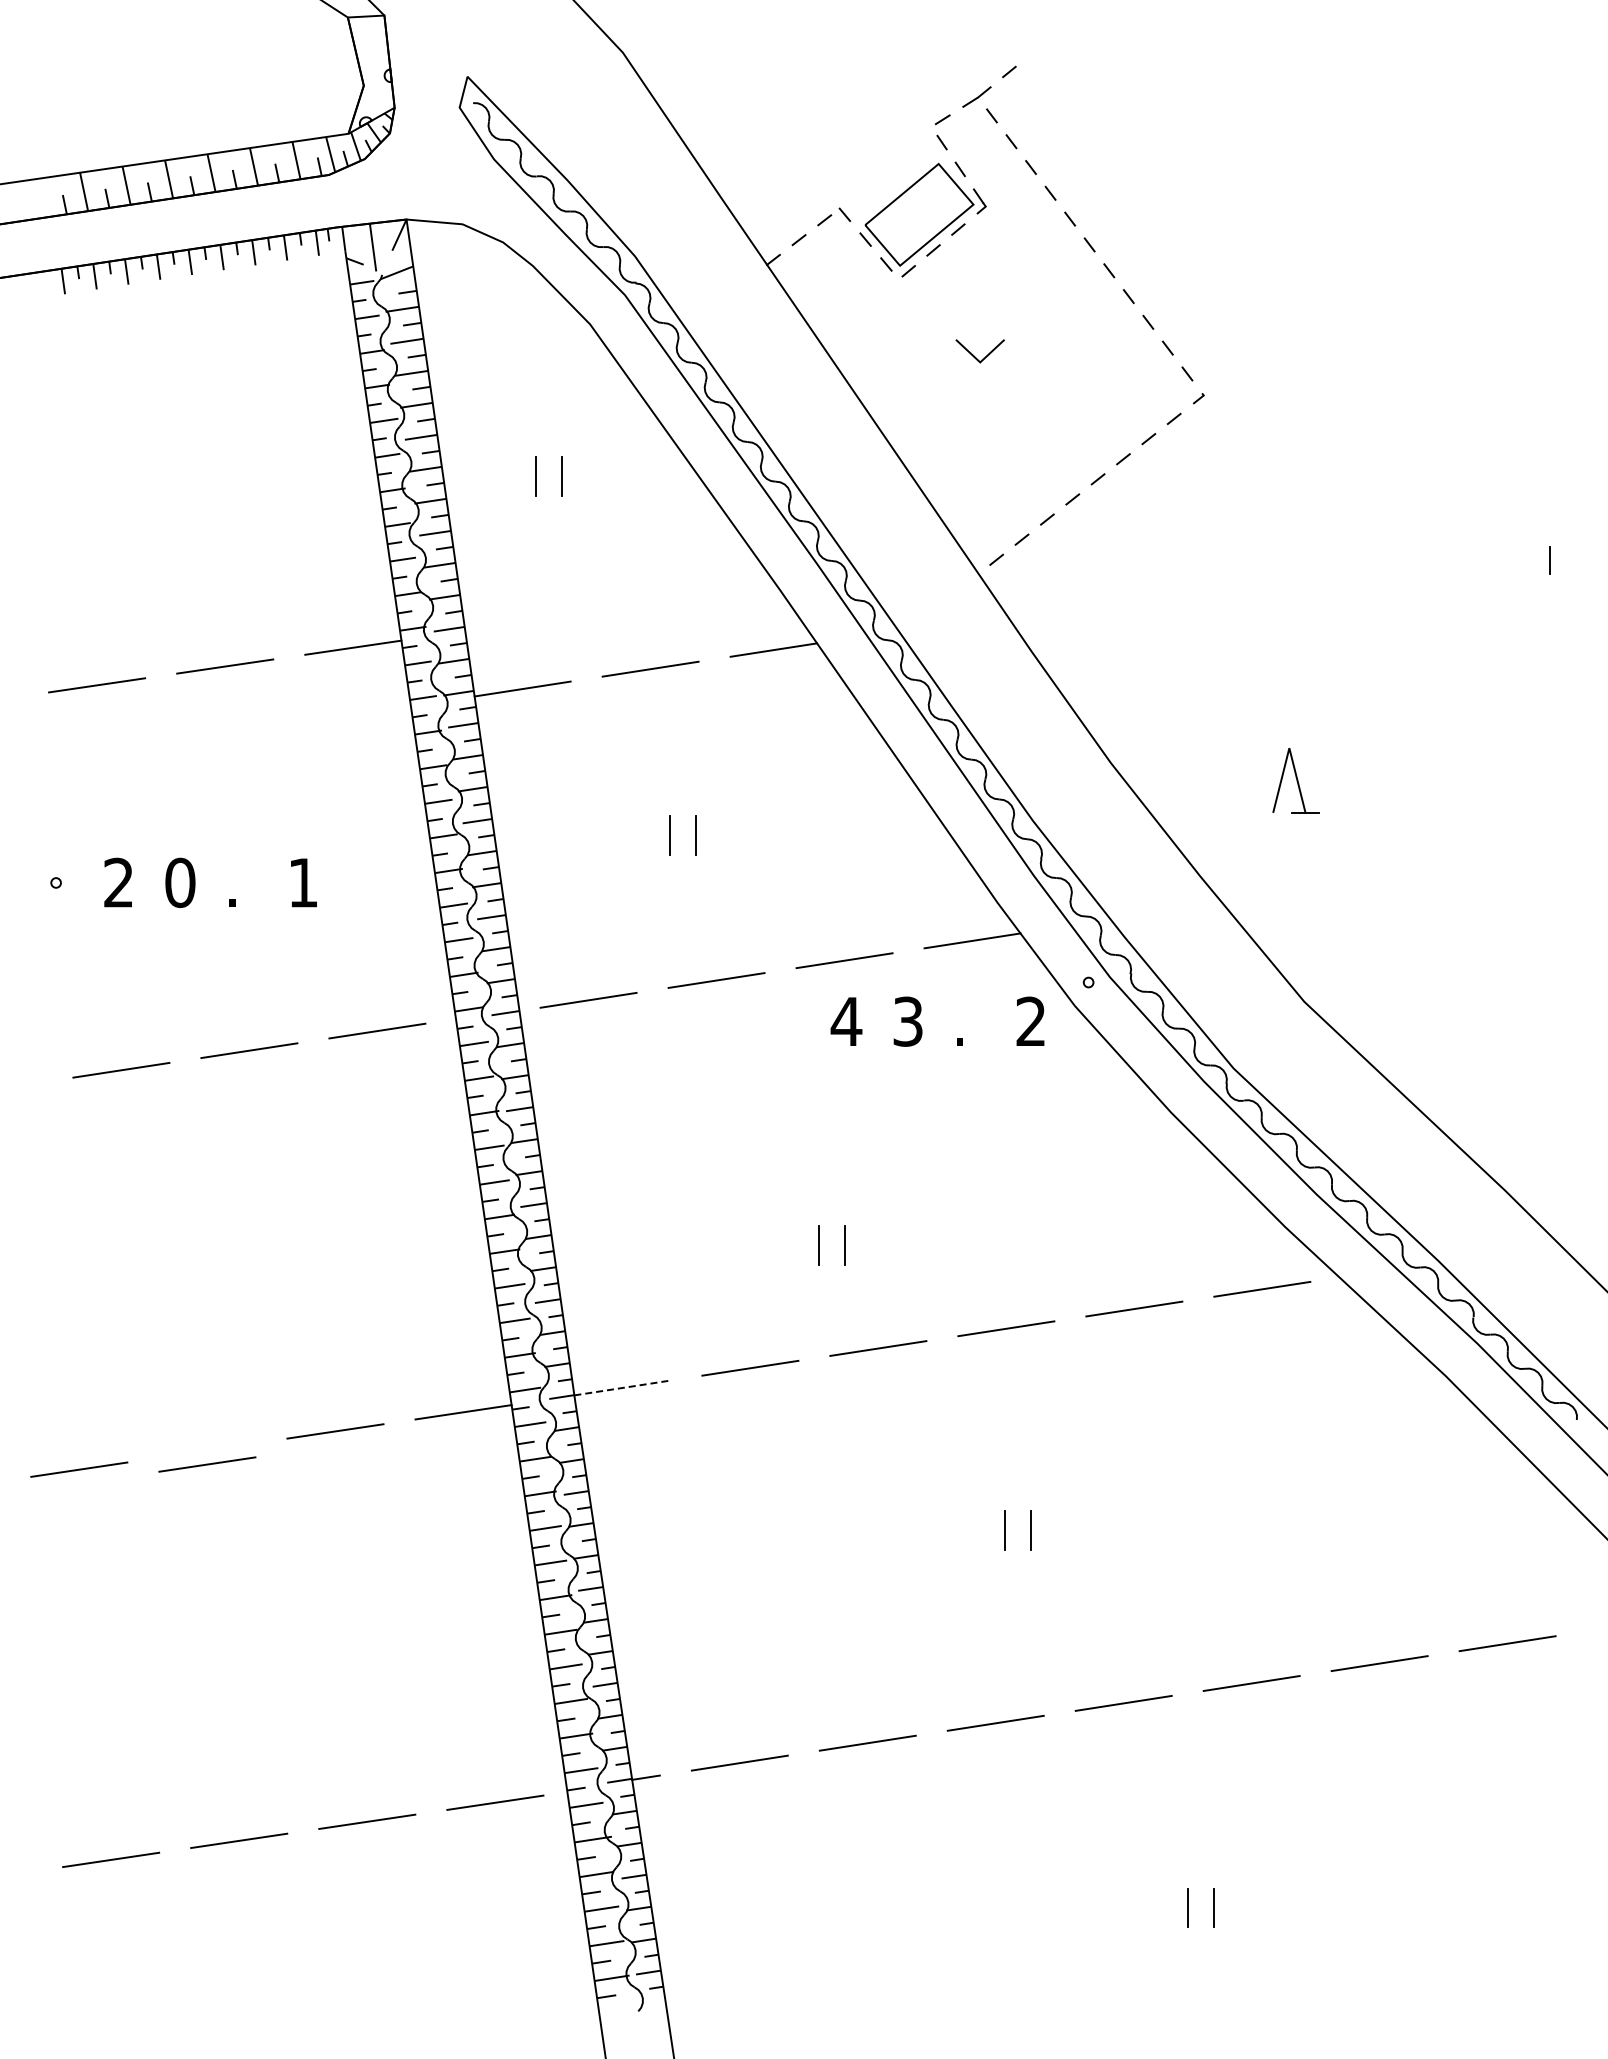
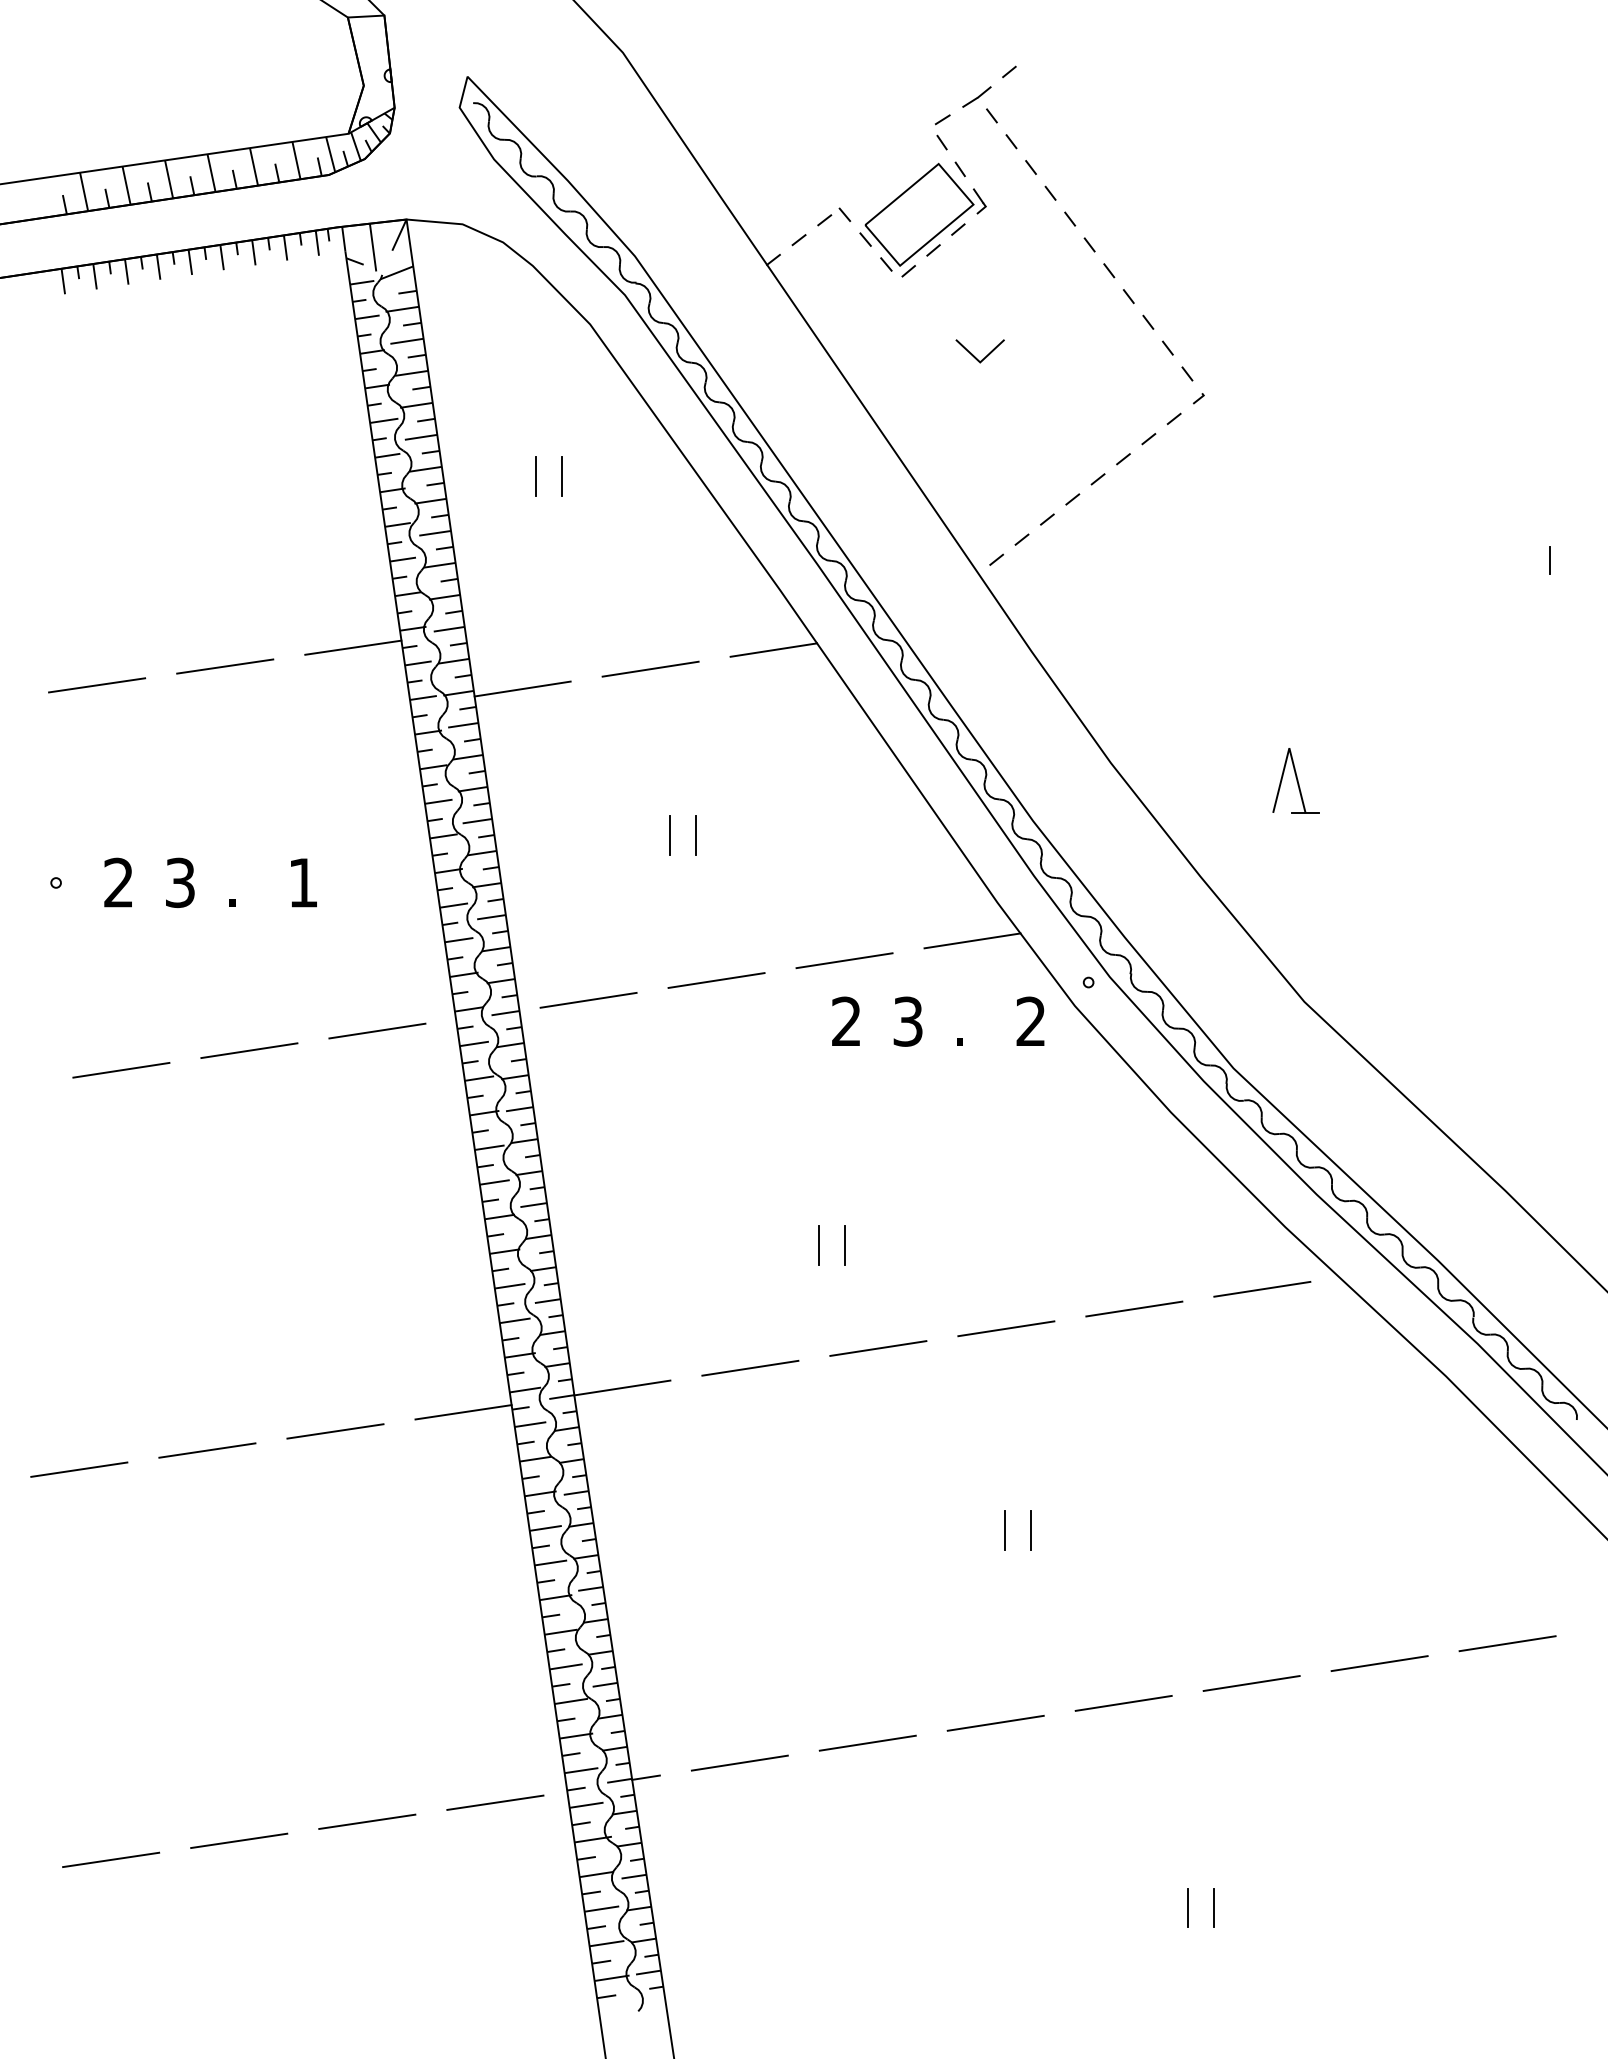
text: 0 -> 3 (180, 882)
text: 4 -> 2 (846, 1020)
line: dashed -> solid (622, 1388)
line position: (207, 1464) -> (207, 1450) (207, 1450)
